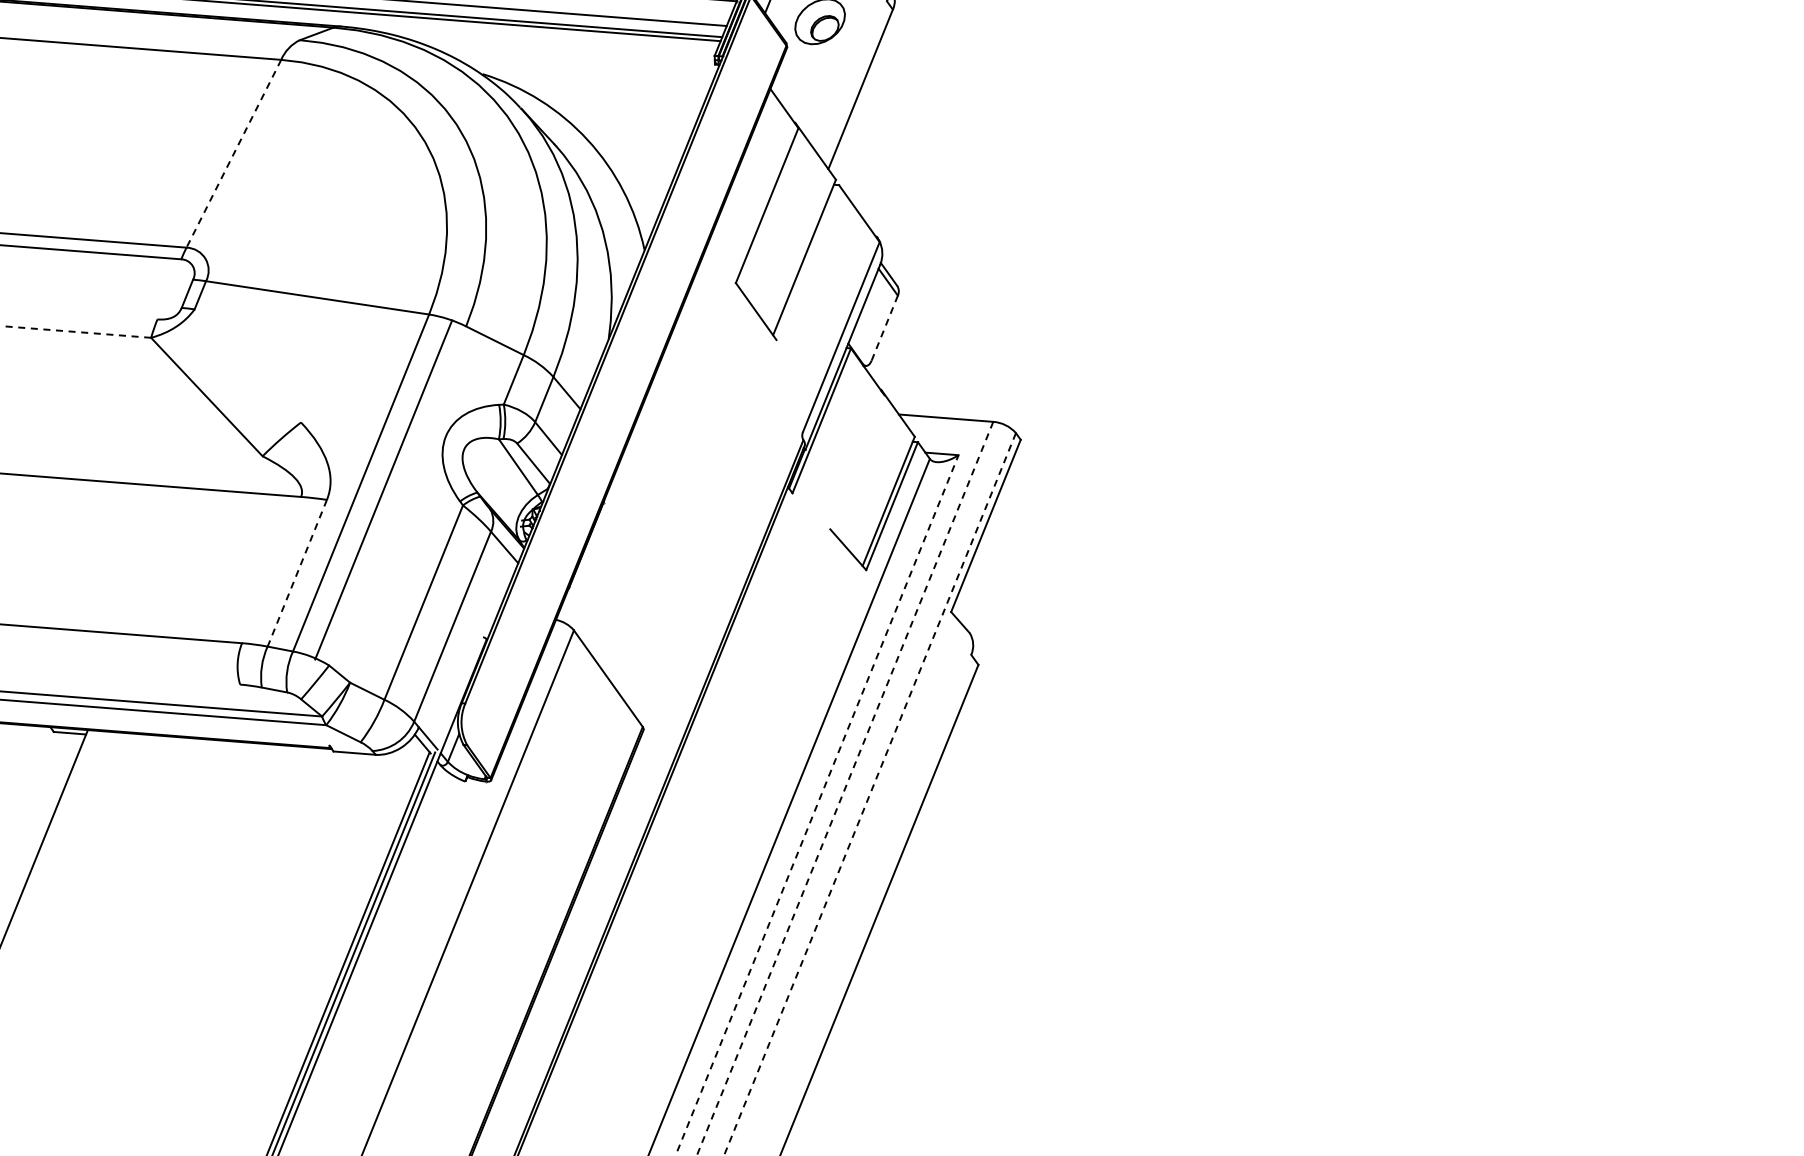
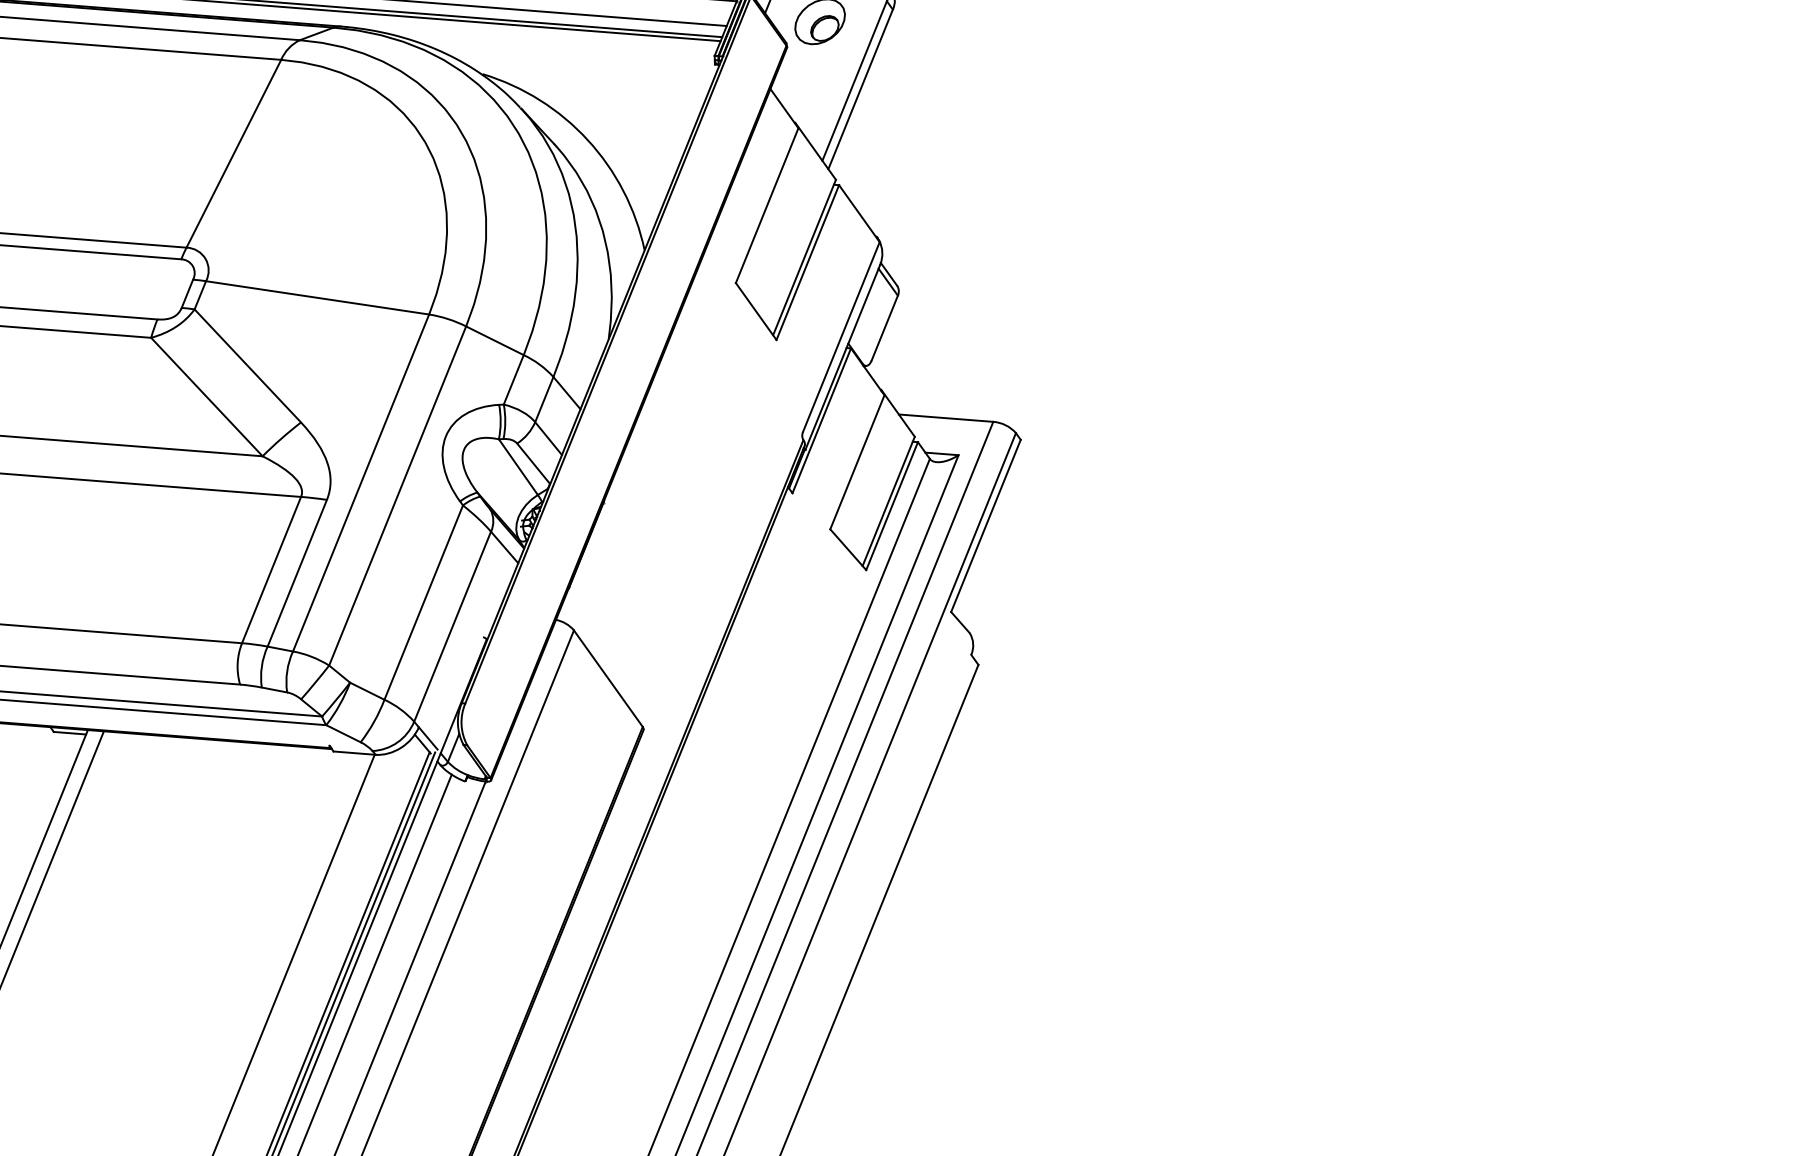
line: none -> present (150, 28)
line: none -> present (854, 81)
line: dashed -> solid (233, 154)
line: none -> present (807, 262)
line: none -> present (79, 313)
line: dashed -> solid (884, 327)
line: dashed -> solid (75, 331)
line: none -> present (247, 365)
line: none -> present (132, 445)
line: none -> present (857, 462)
line position: (383, 489) -> (397, 495) (397, 495)
line: none -> present (271, 569)
line: dashed -> solid (297, 573)
line: none -> present (121, 675)
line: dashed -> solid (844, 789)
line: dashed -> solid (869, 794)
line: dashed -> solid (817, 804)
line: none -> present (52, 857)
line: none -> present (294, 953)
line: none -> present (375, 963)
line: none -> present (410, 966)
